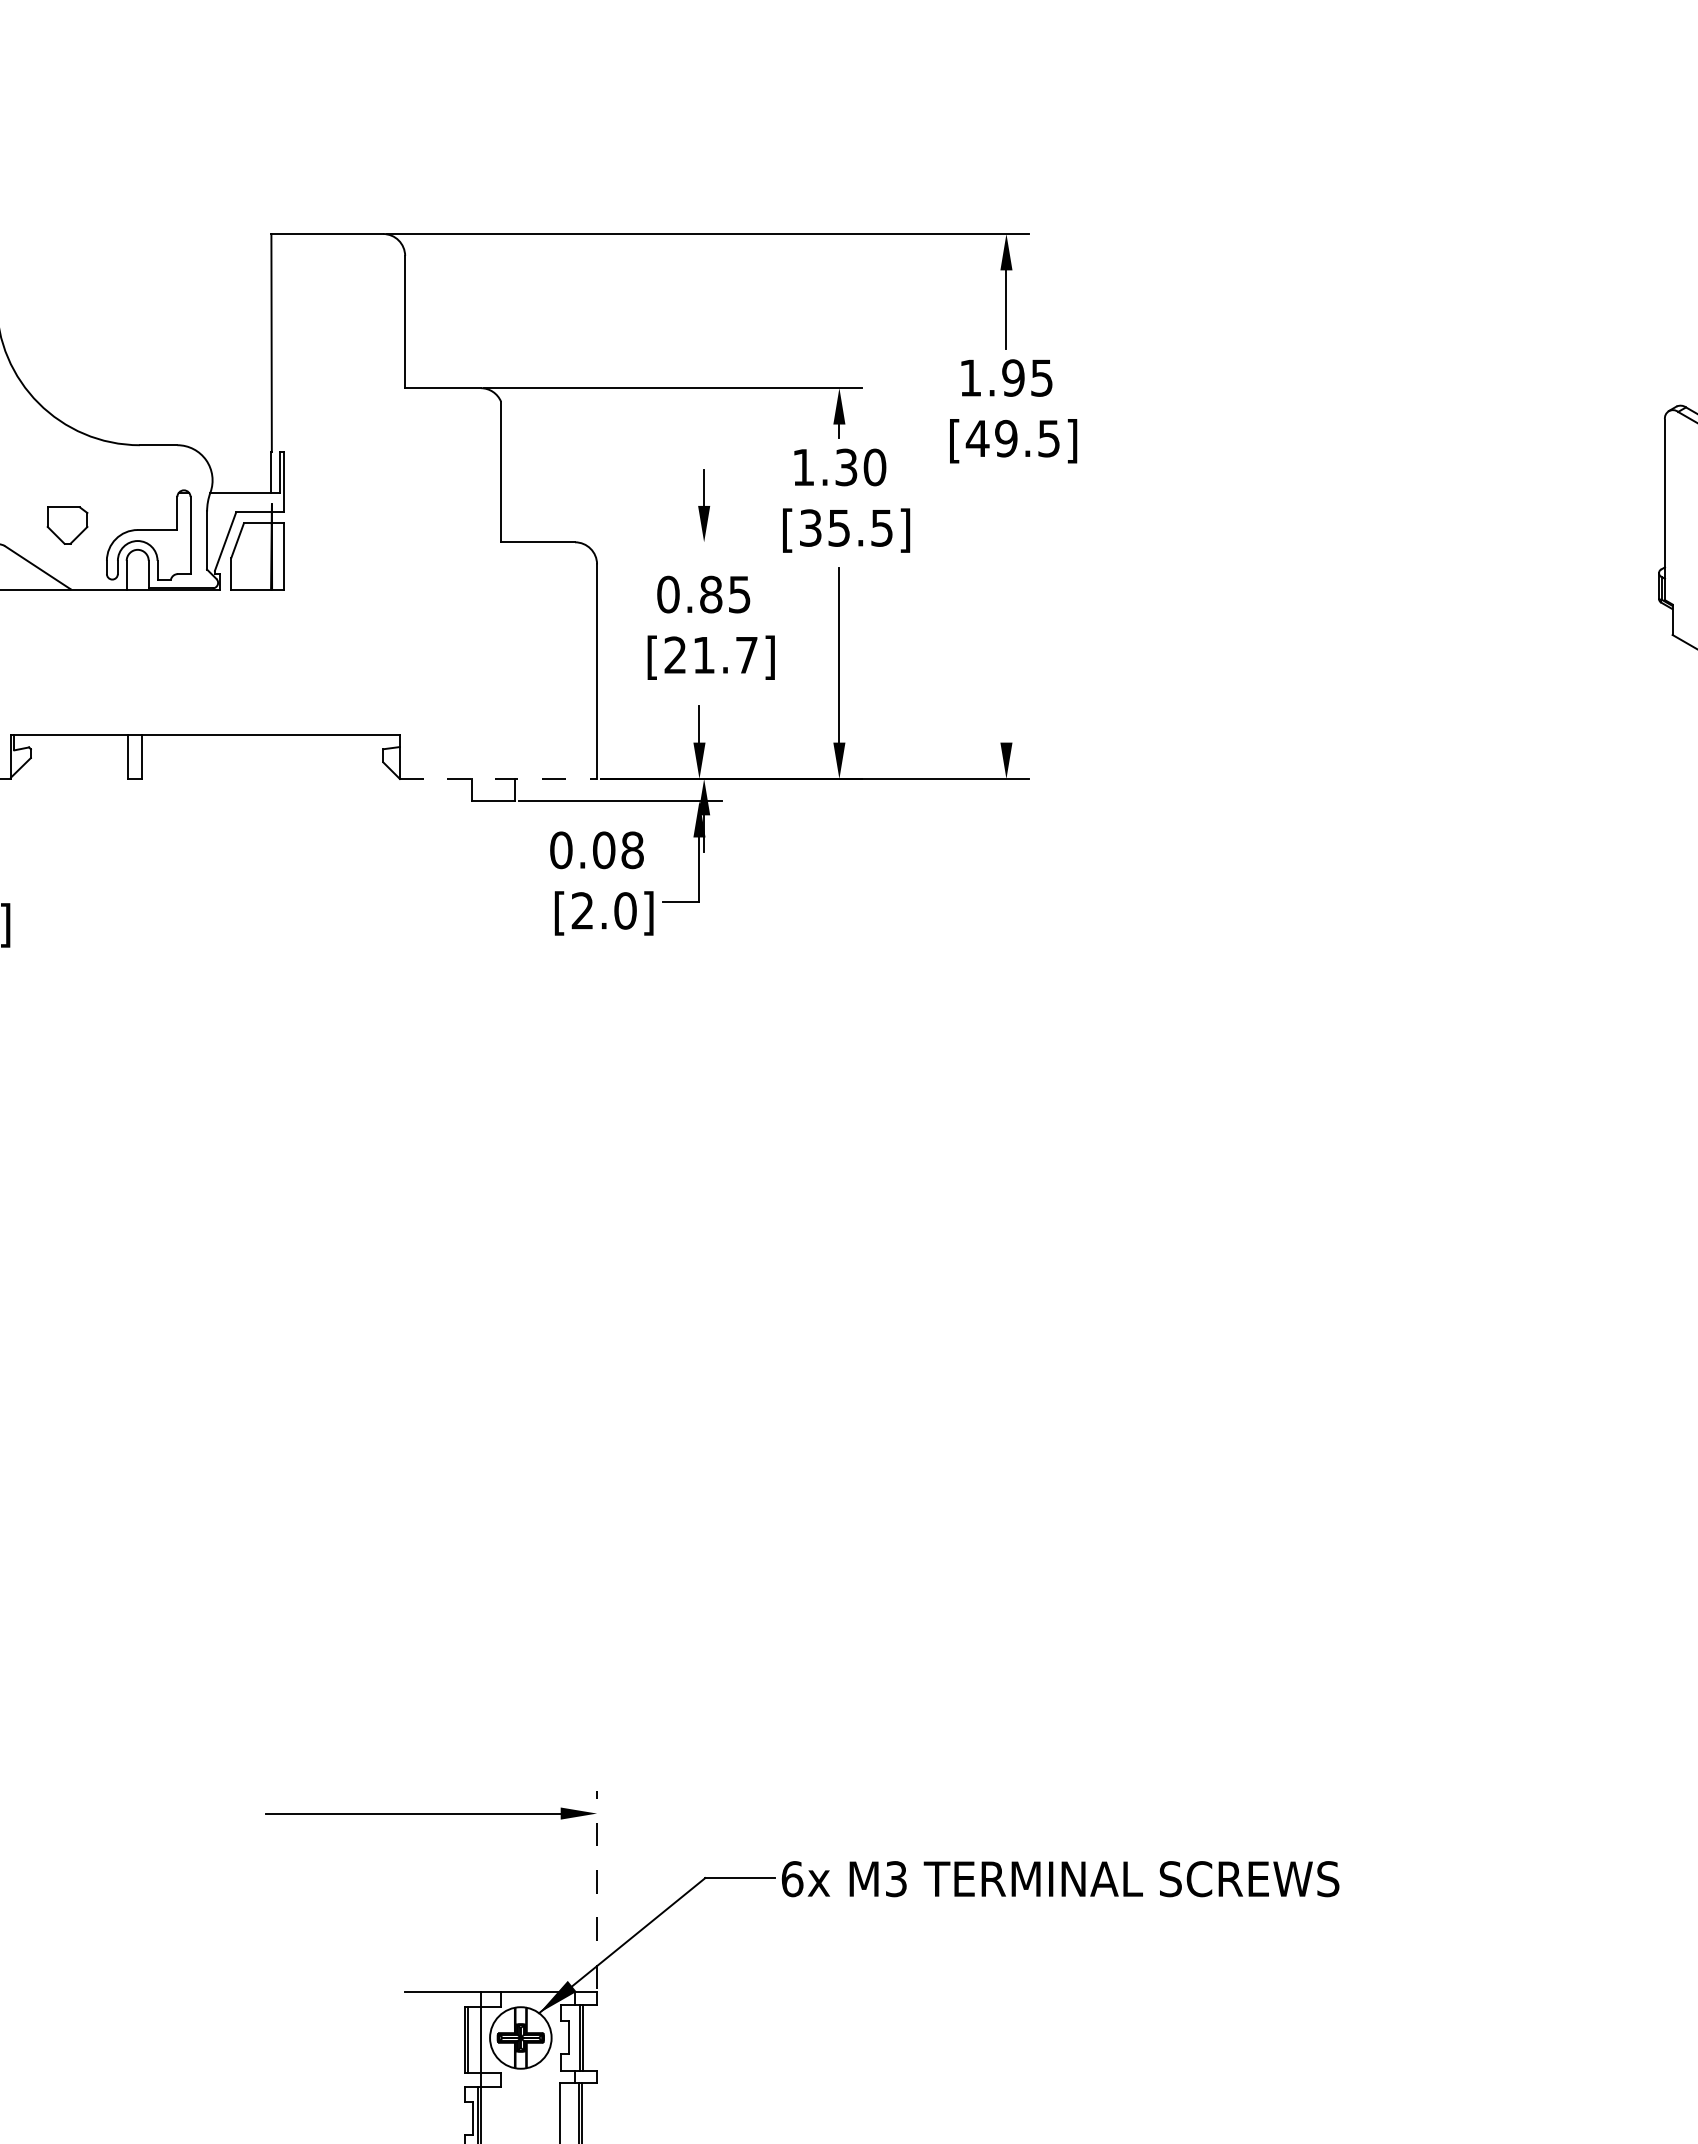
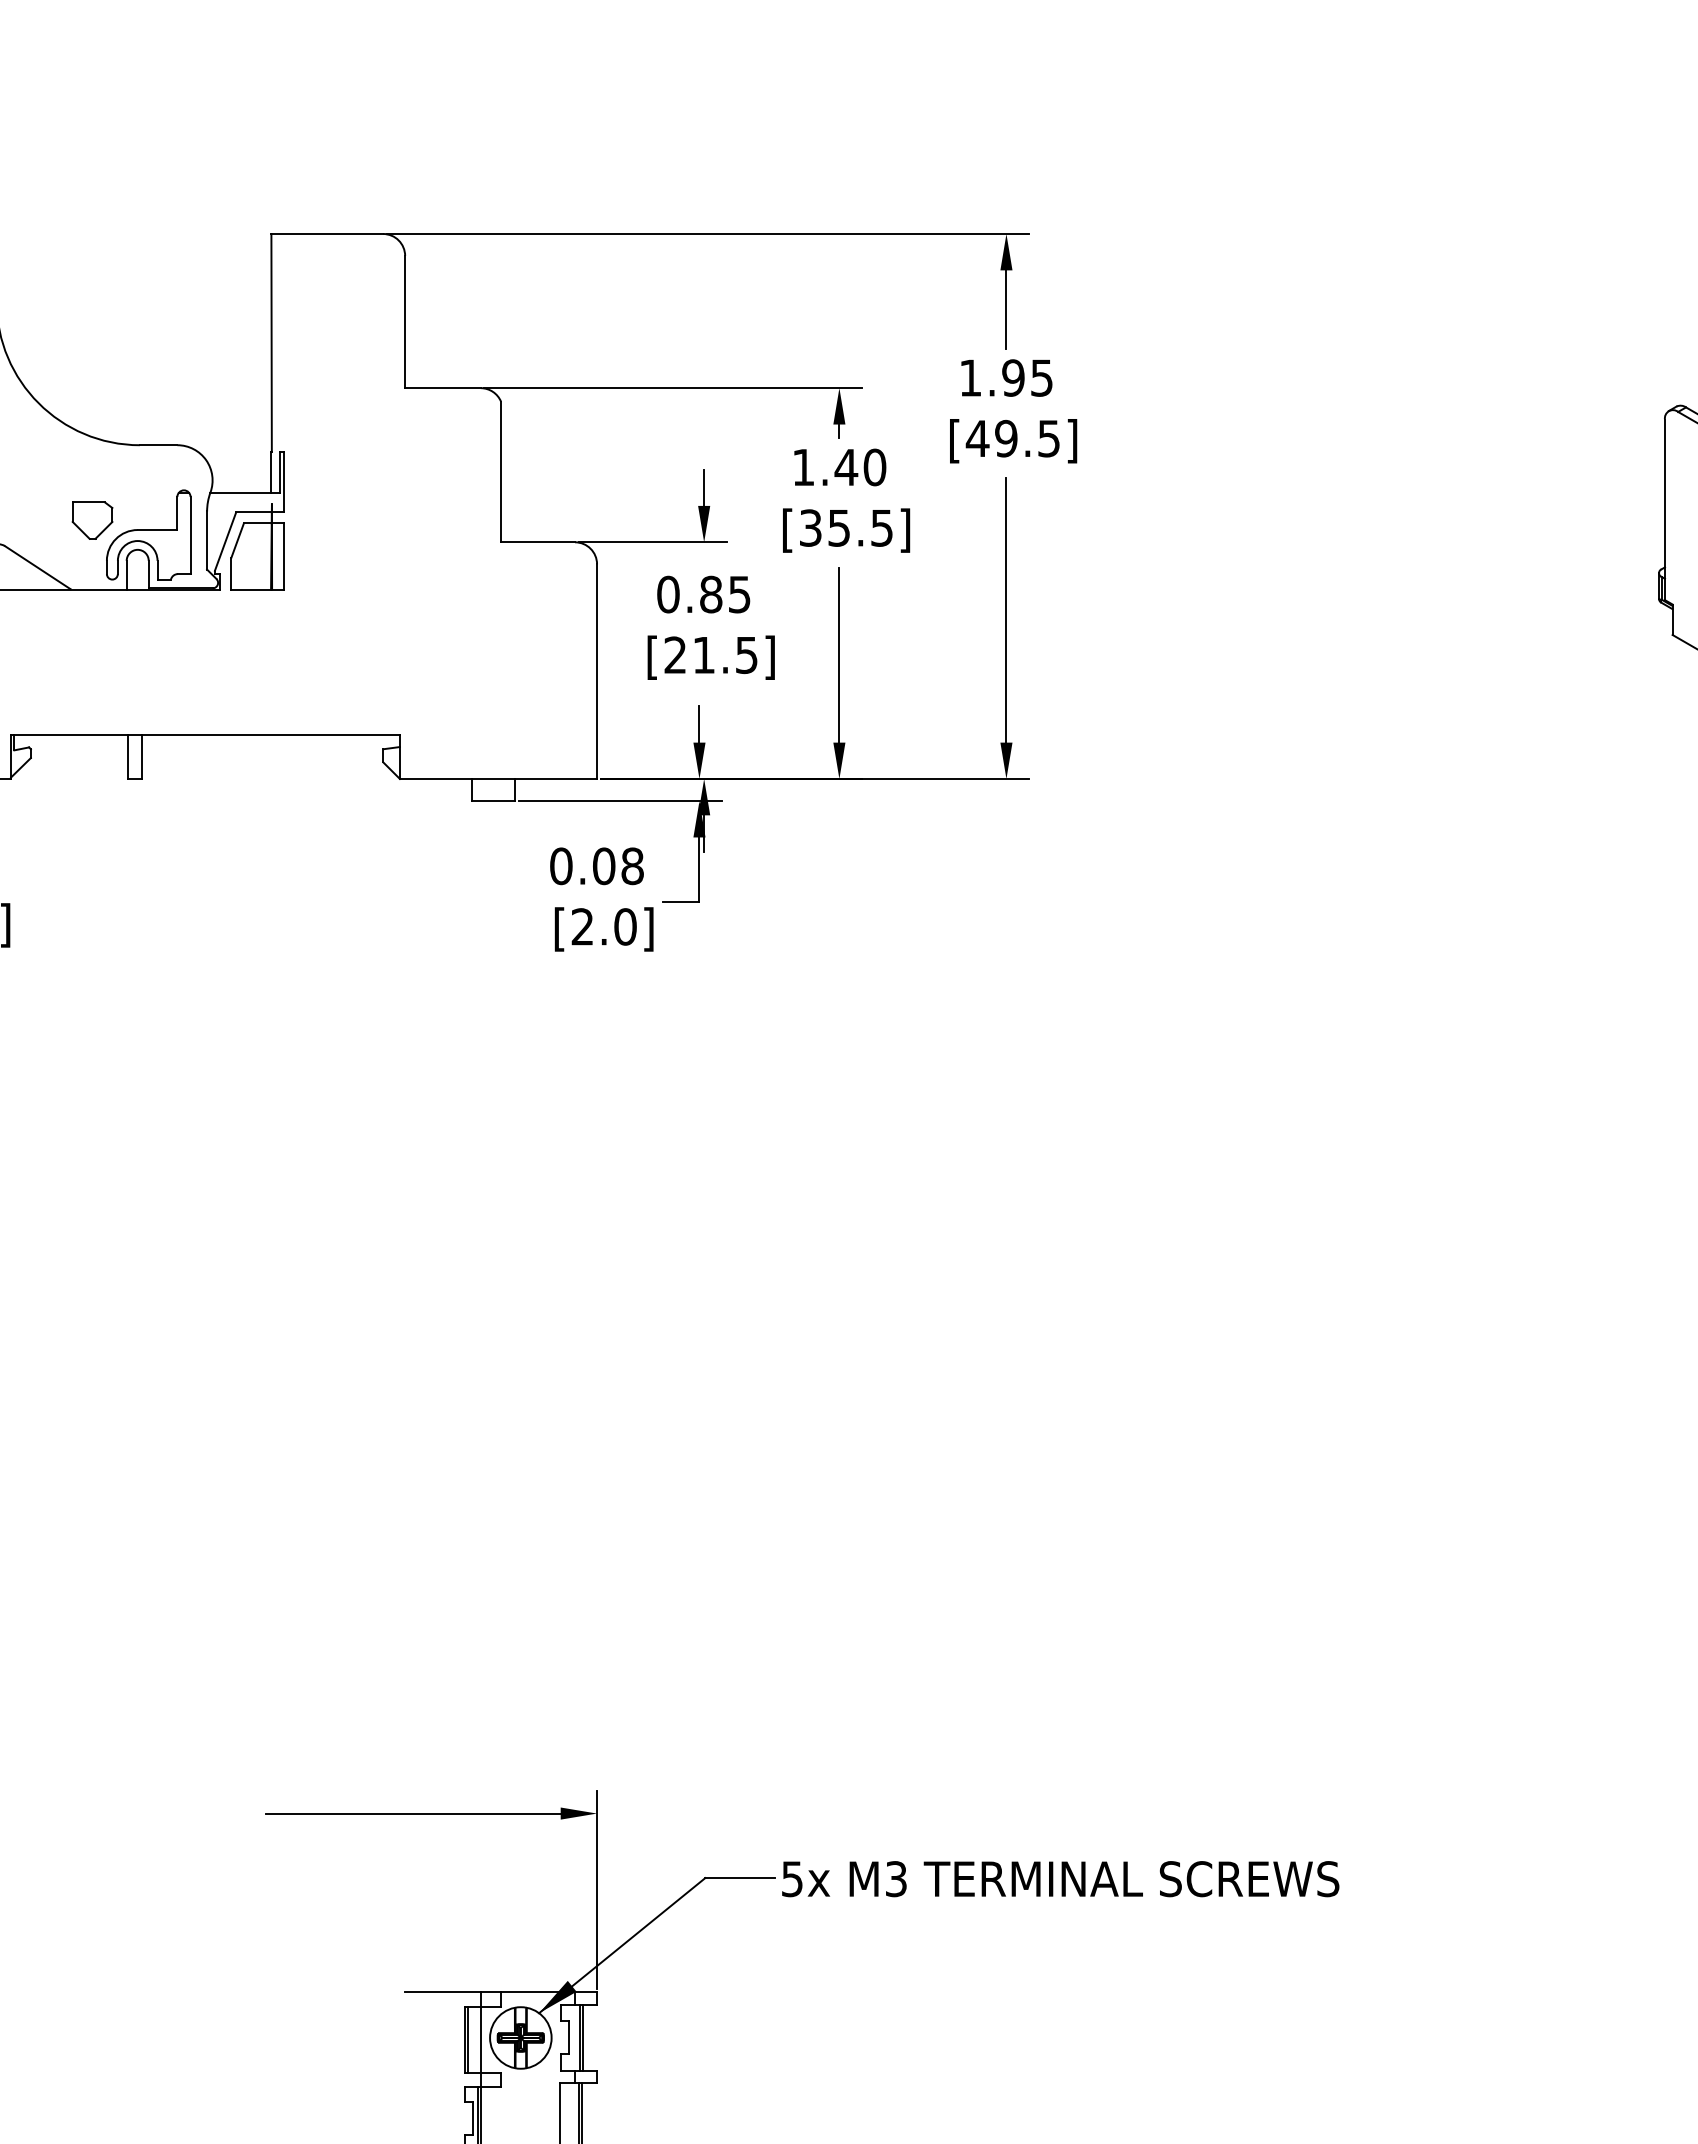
text: 1.30 -> 1.40 (846, 467)
part position: (67, 525) -> (92, 520) (92, 520)
line: none -> present (652, 542)
line: none -> present (1006, 610)
text: [21.7] -> [21.5] (746, 655)
line: dashed -> solid (498, 778)
text position: (601, 883) -> (601, 899) (601, 899)
text: 6x -> 5x (792, 1879)
line: dashed -> solid (597, 1889)
